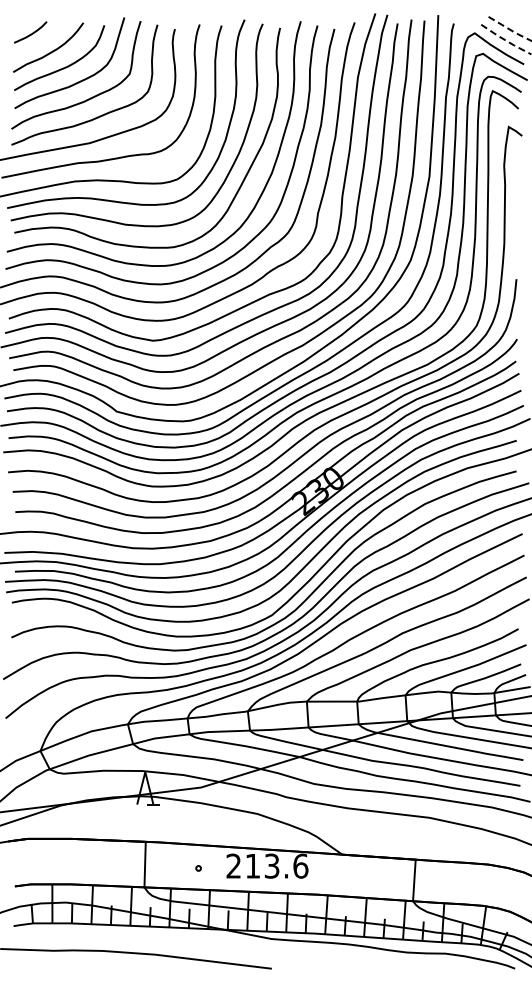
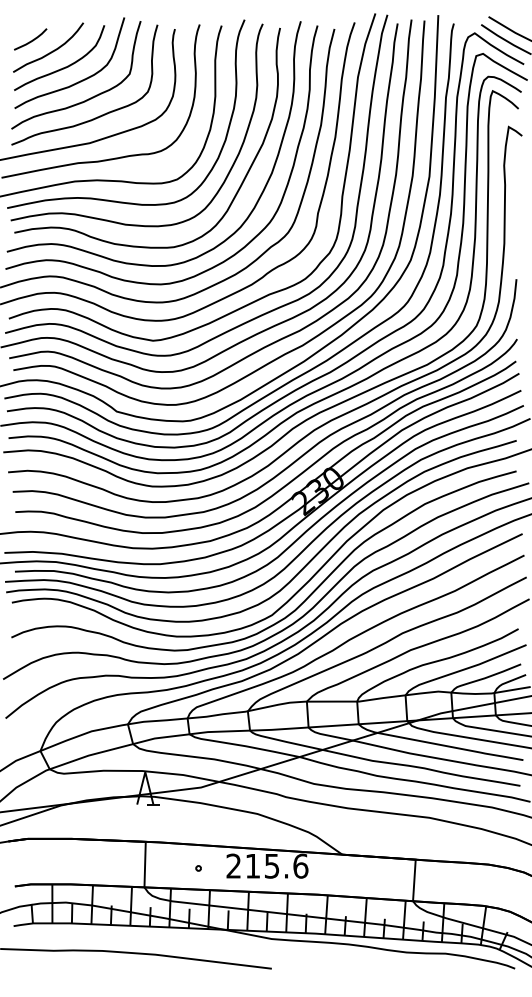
line: dashed -> solid (510, 29)
curve position: (30, 33) -> (30, 40) (30, 40)
line: dashed -> solid (505, 40)
text: 213.6 -> 215.6 (272, 865)
